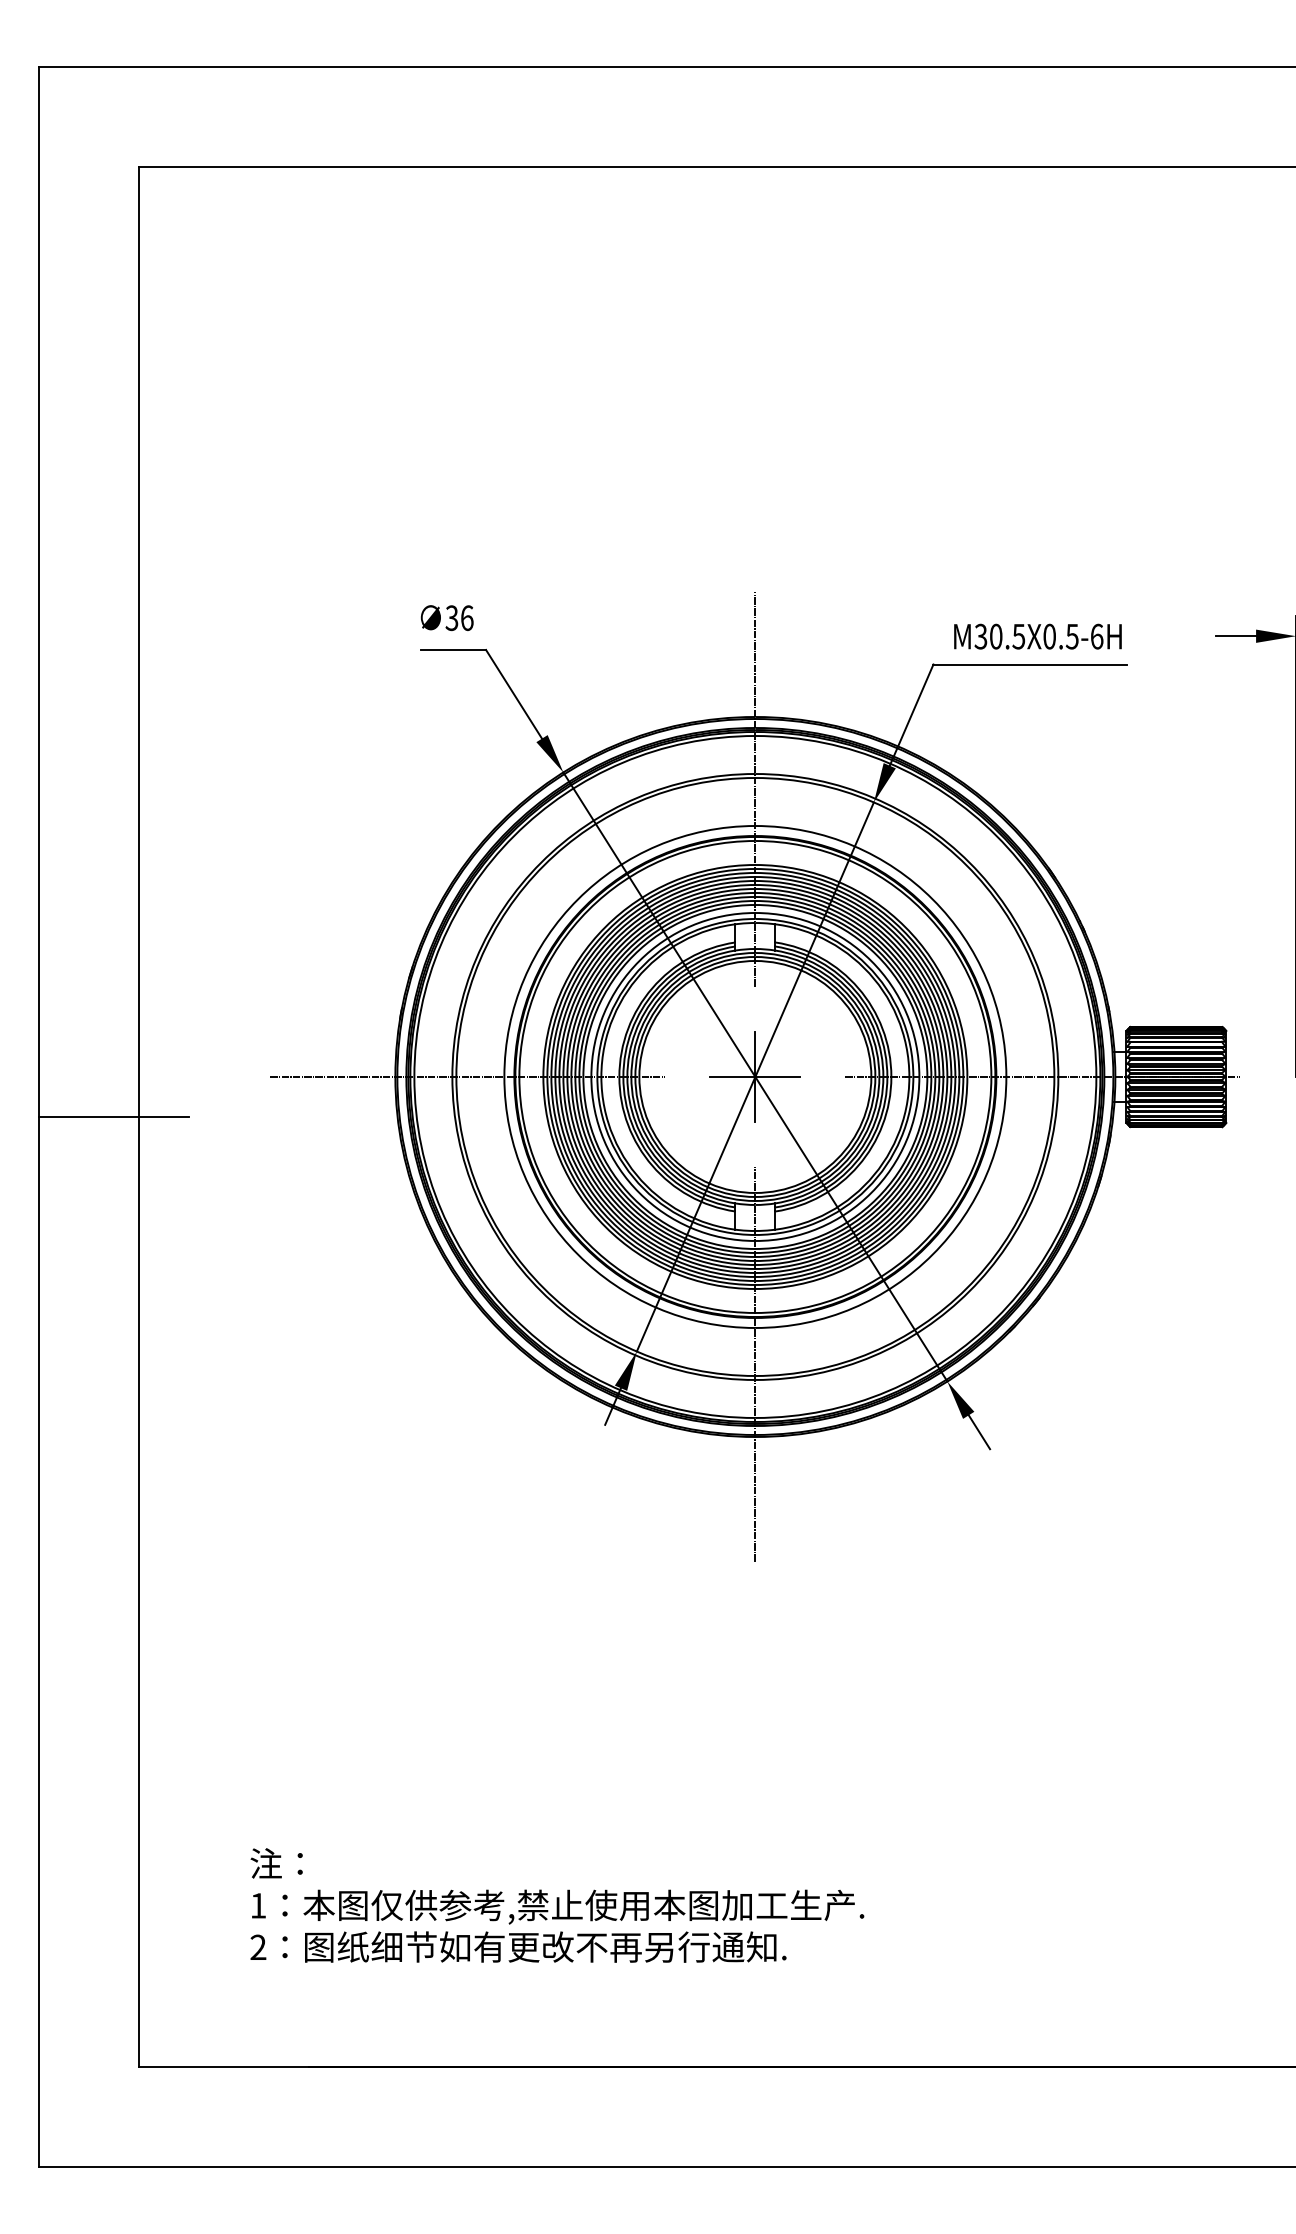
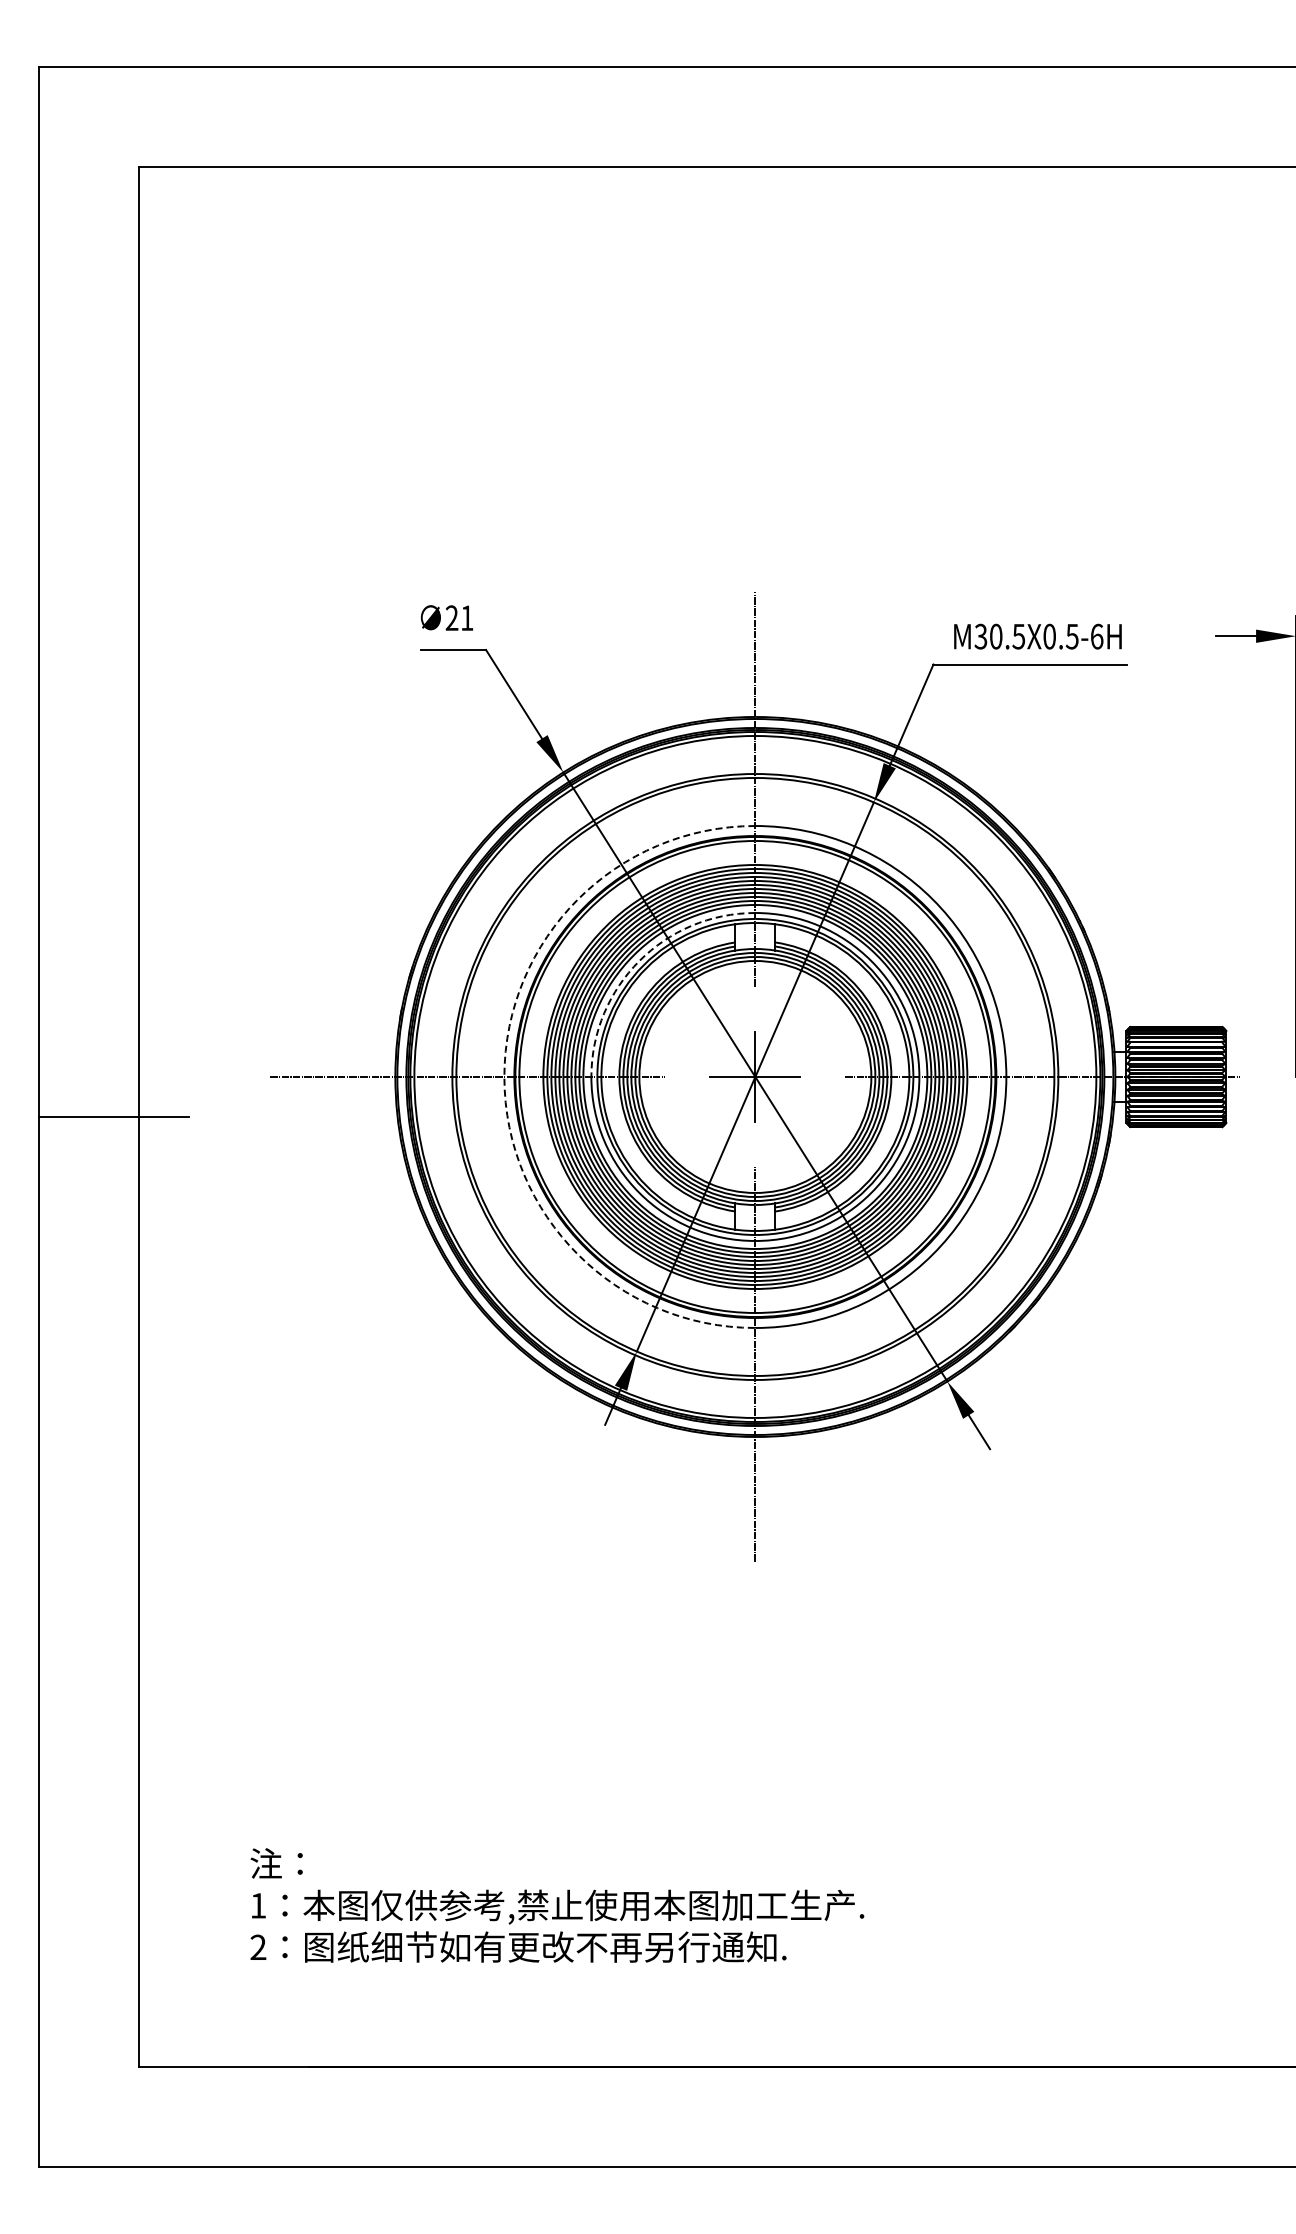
text: 36 -> 21 (459, 618)
arc: solid -> dashed (639, 961)
arc: solid -> dashed (504, 1077)
